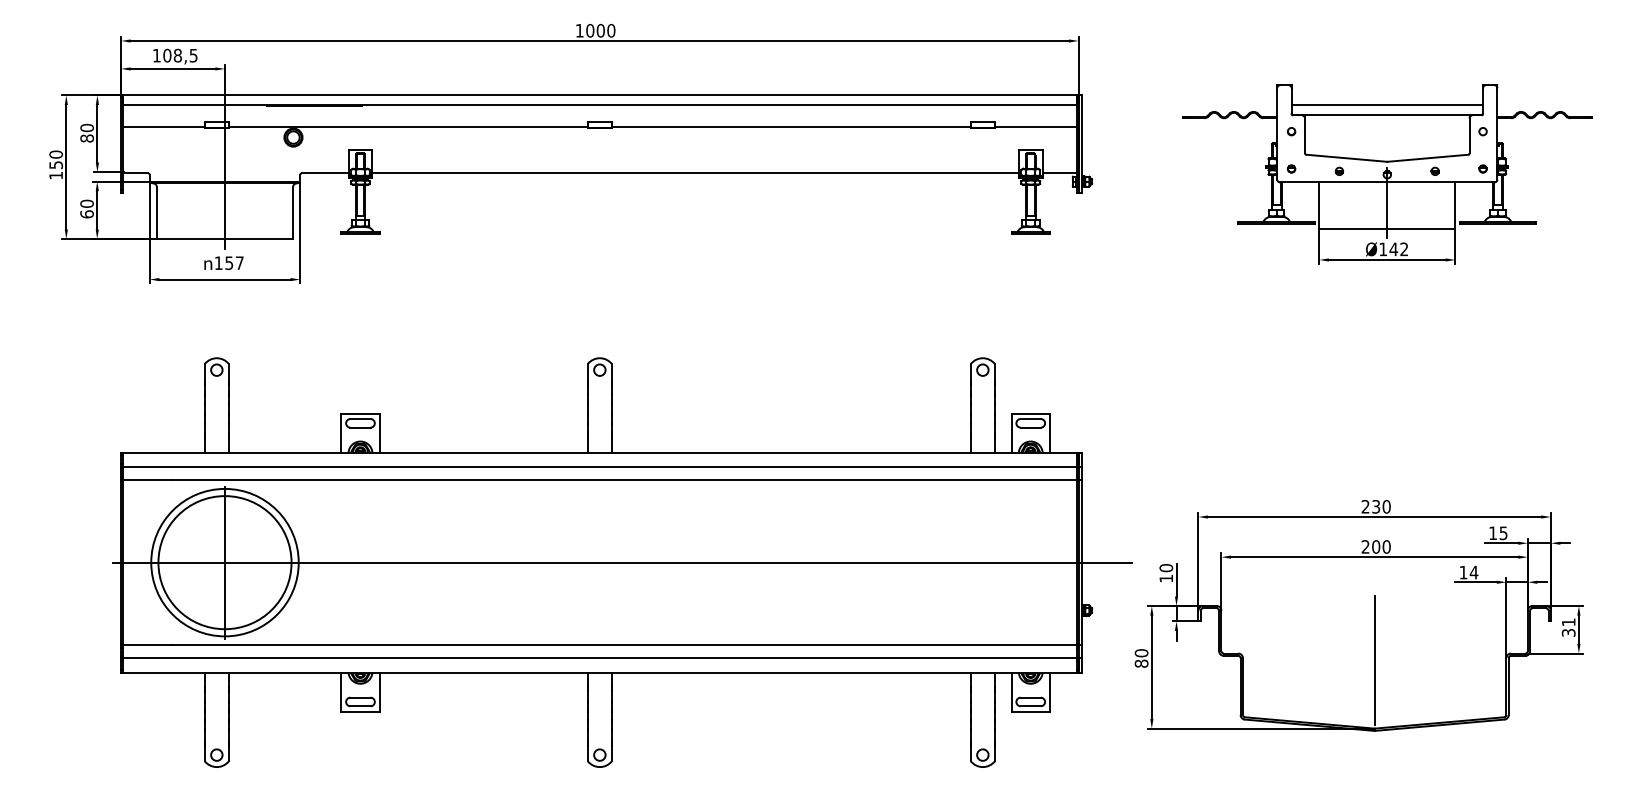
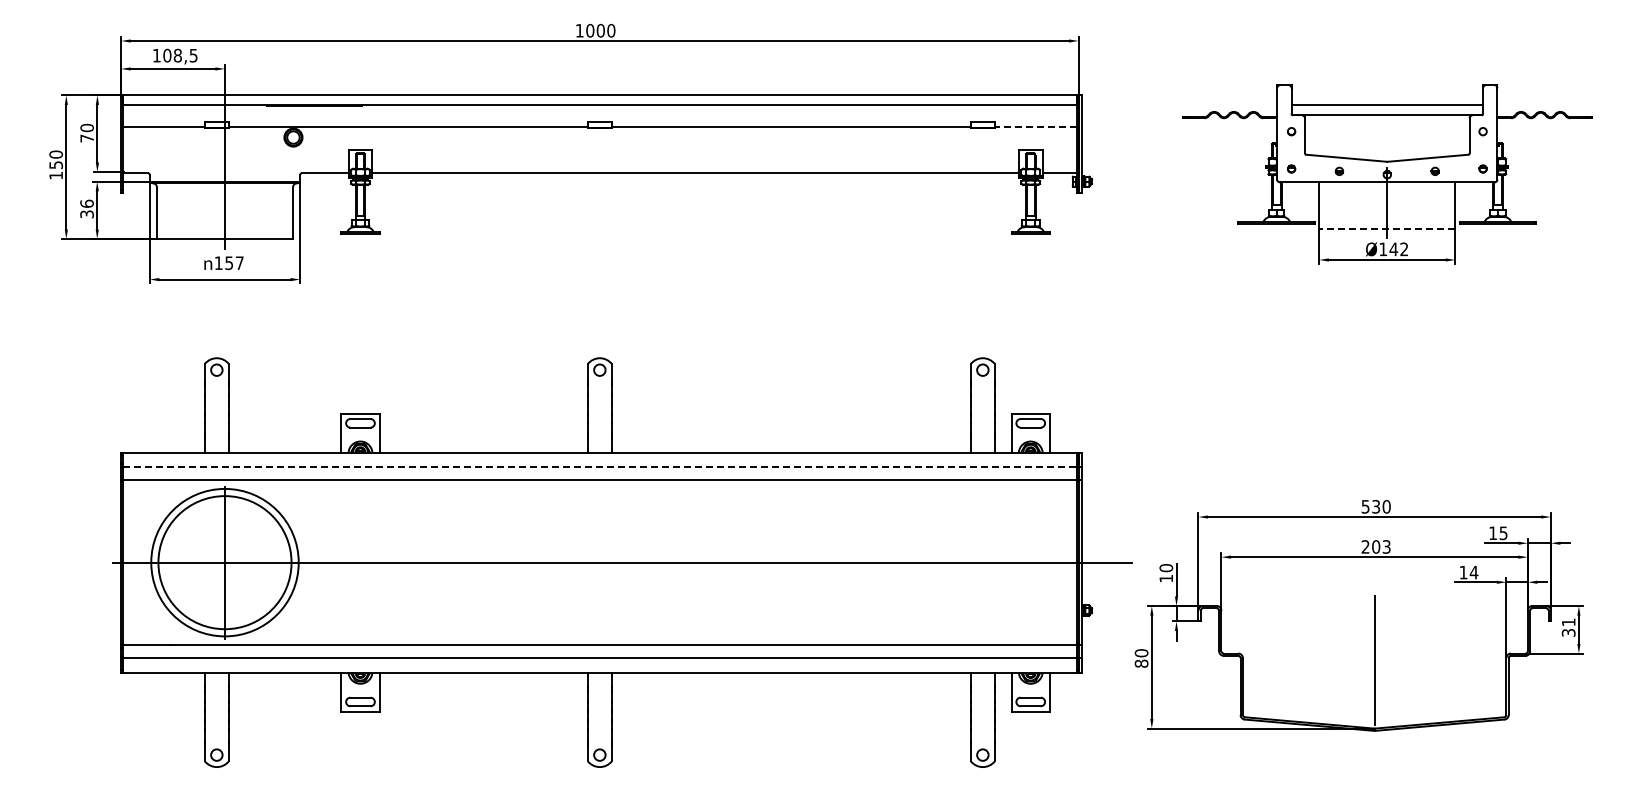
line: solid -> dashed (1035, 126)
text: 80 -> 70 (87, 138)
text: 60 -> 36 (86, 208)
line: solid -> dashed (1387, 228)
line: solid -> dashed (599, 466)
text: 230 -> 530 (1365, 506)
text: 200 -> 203 (1386, 546)
